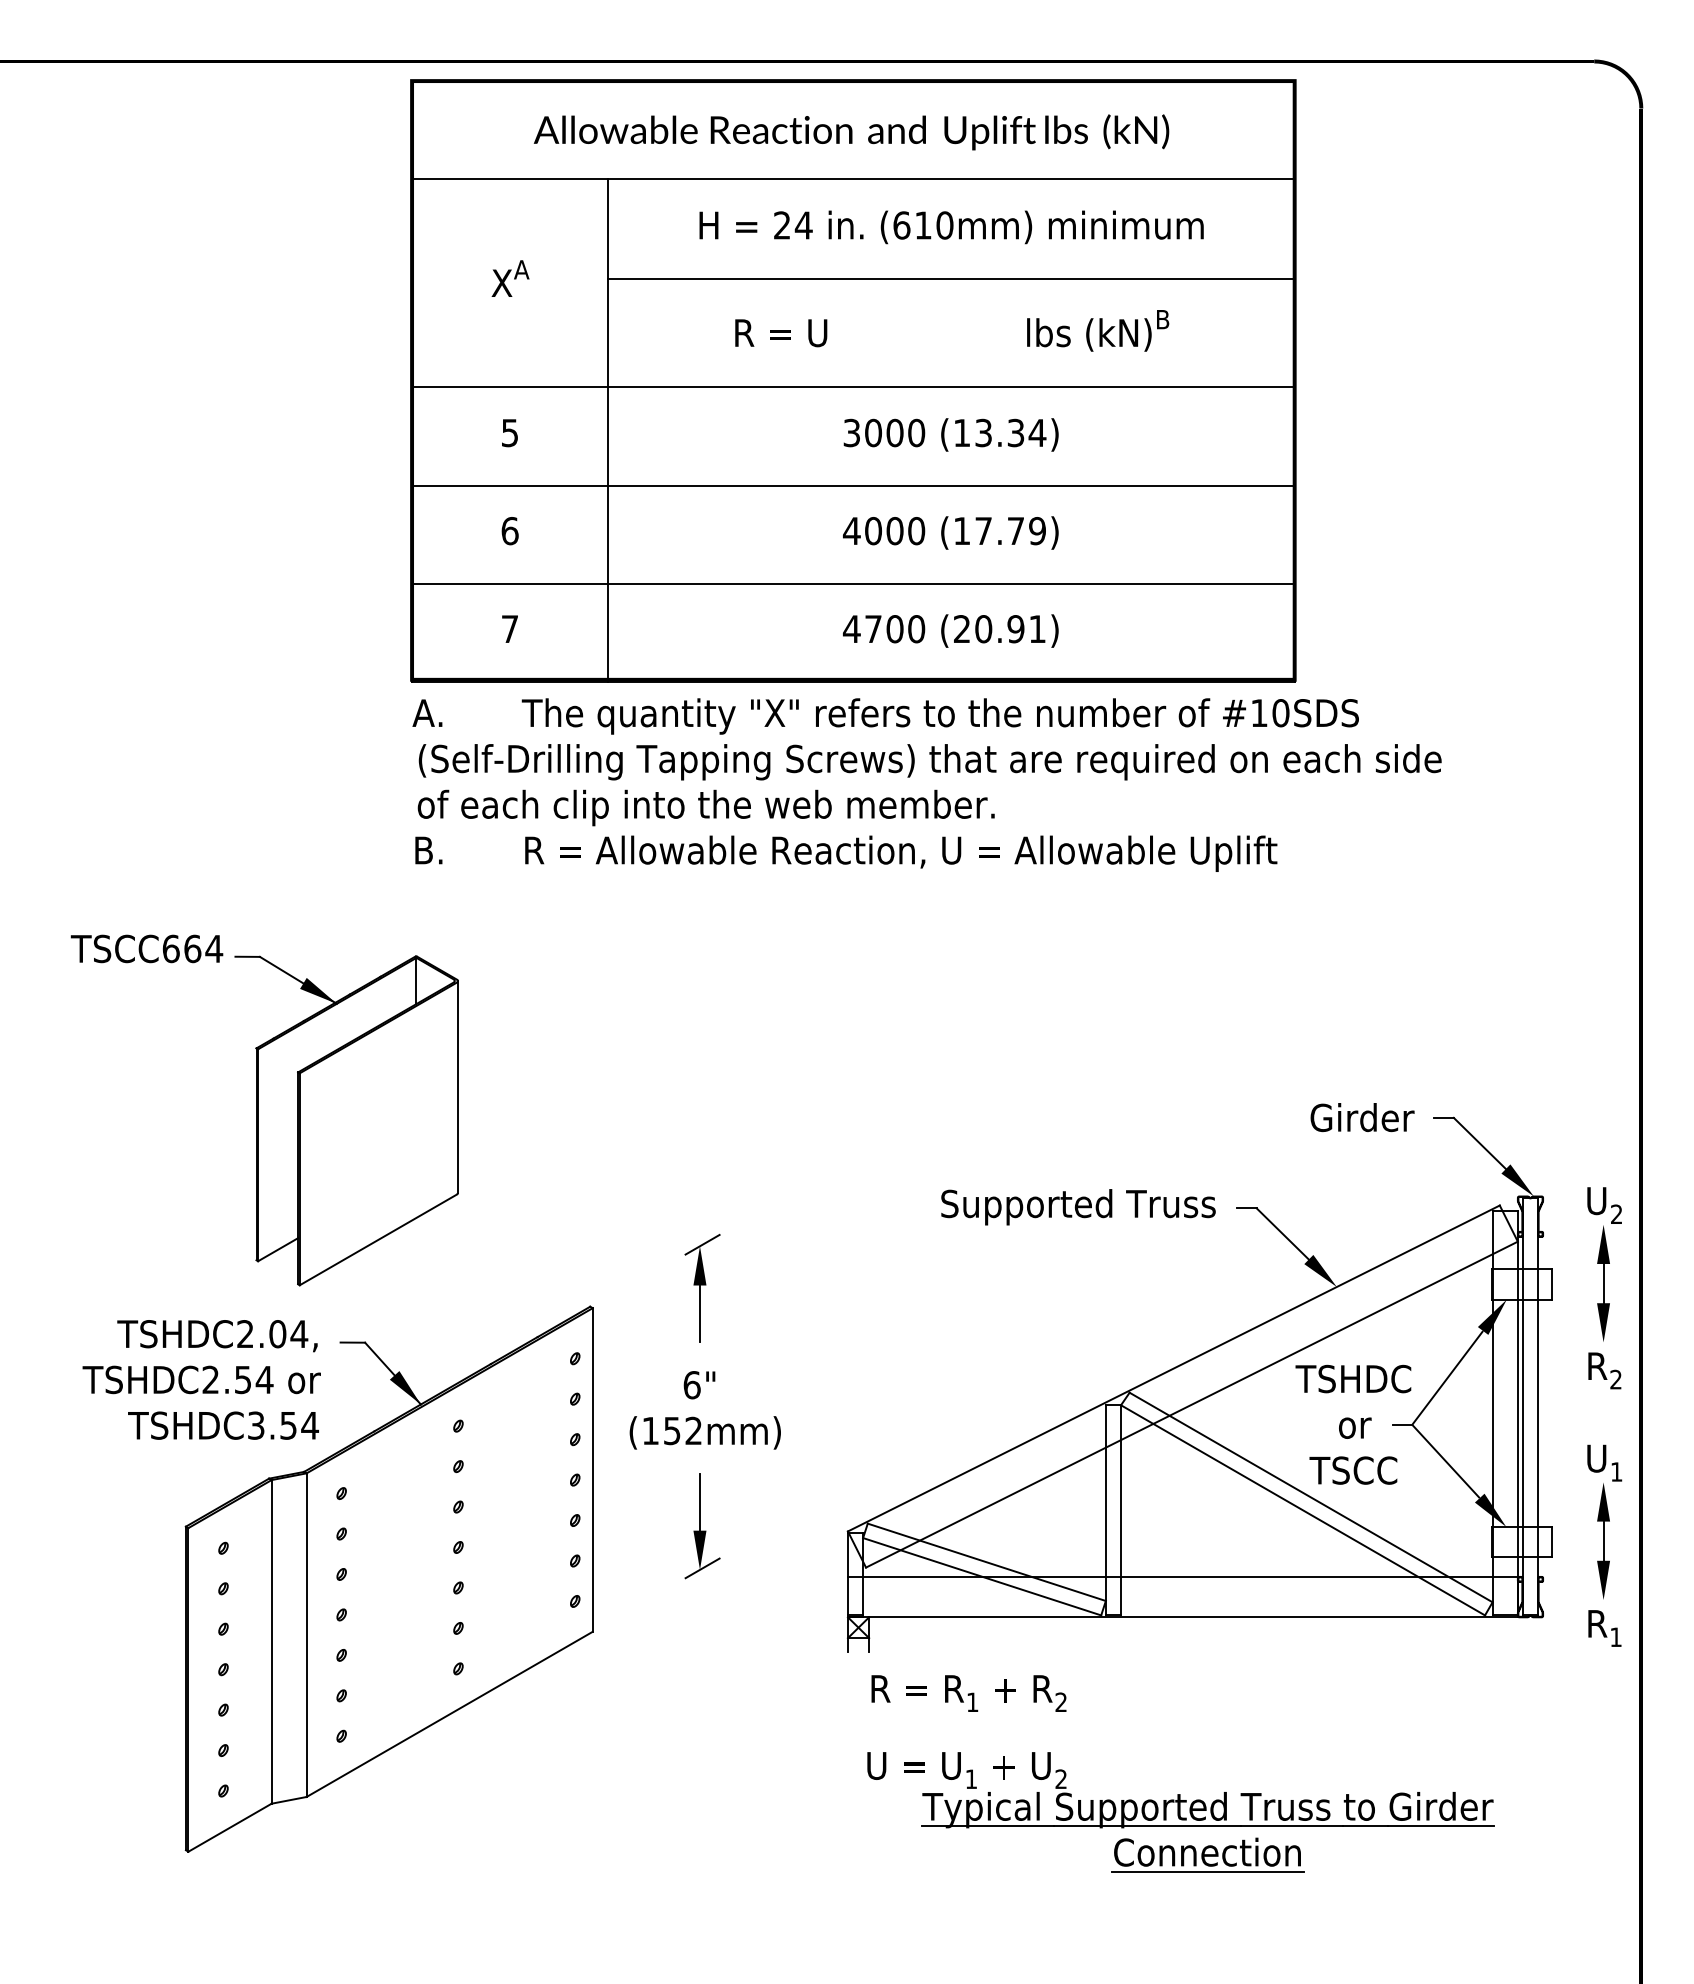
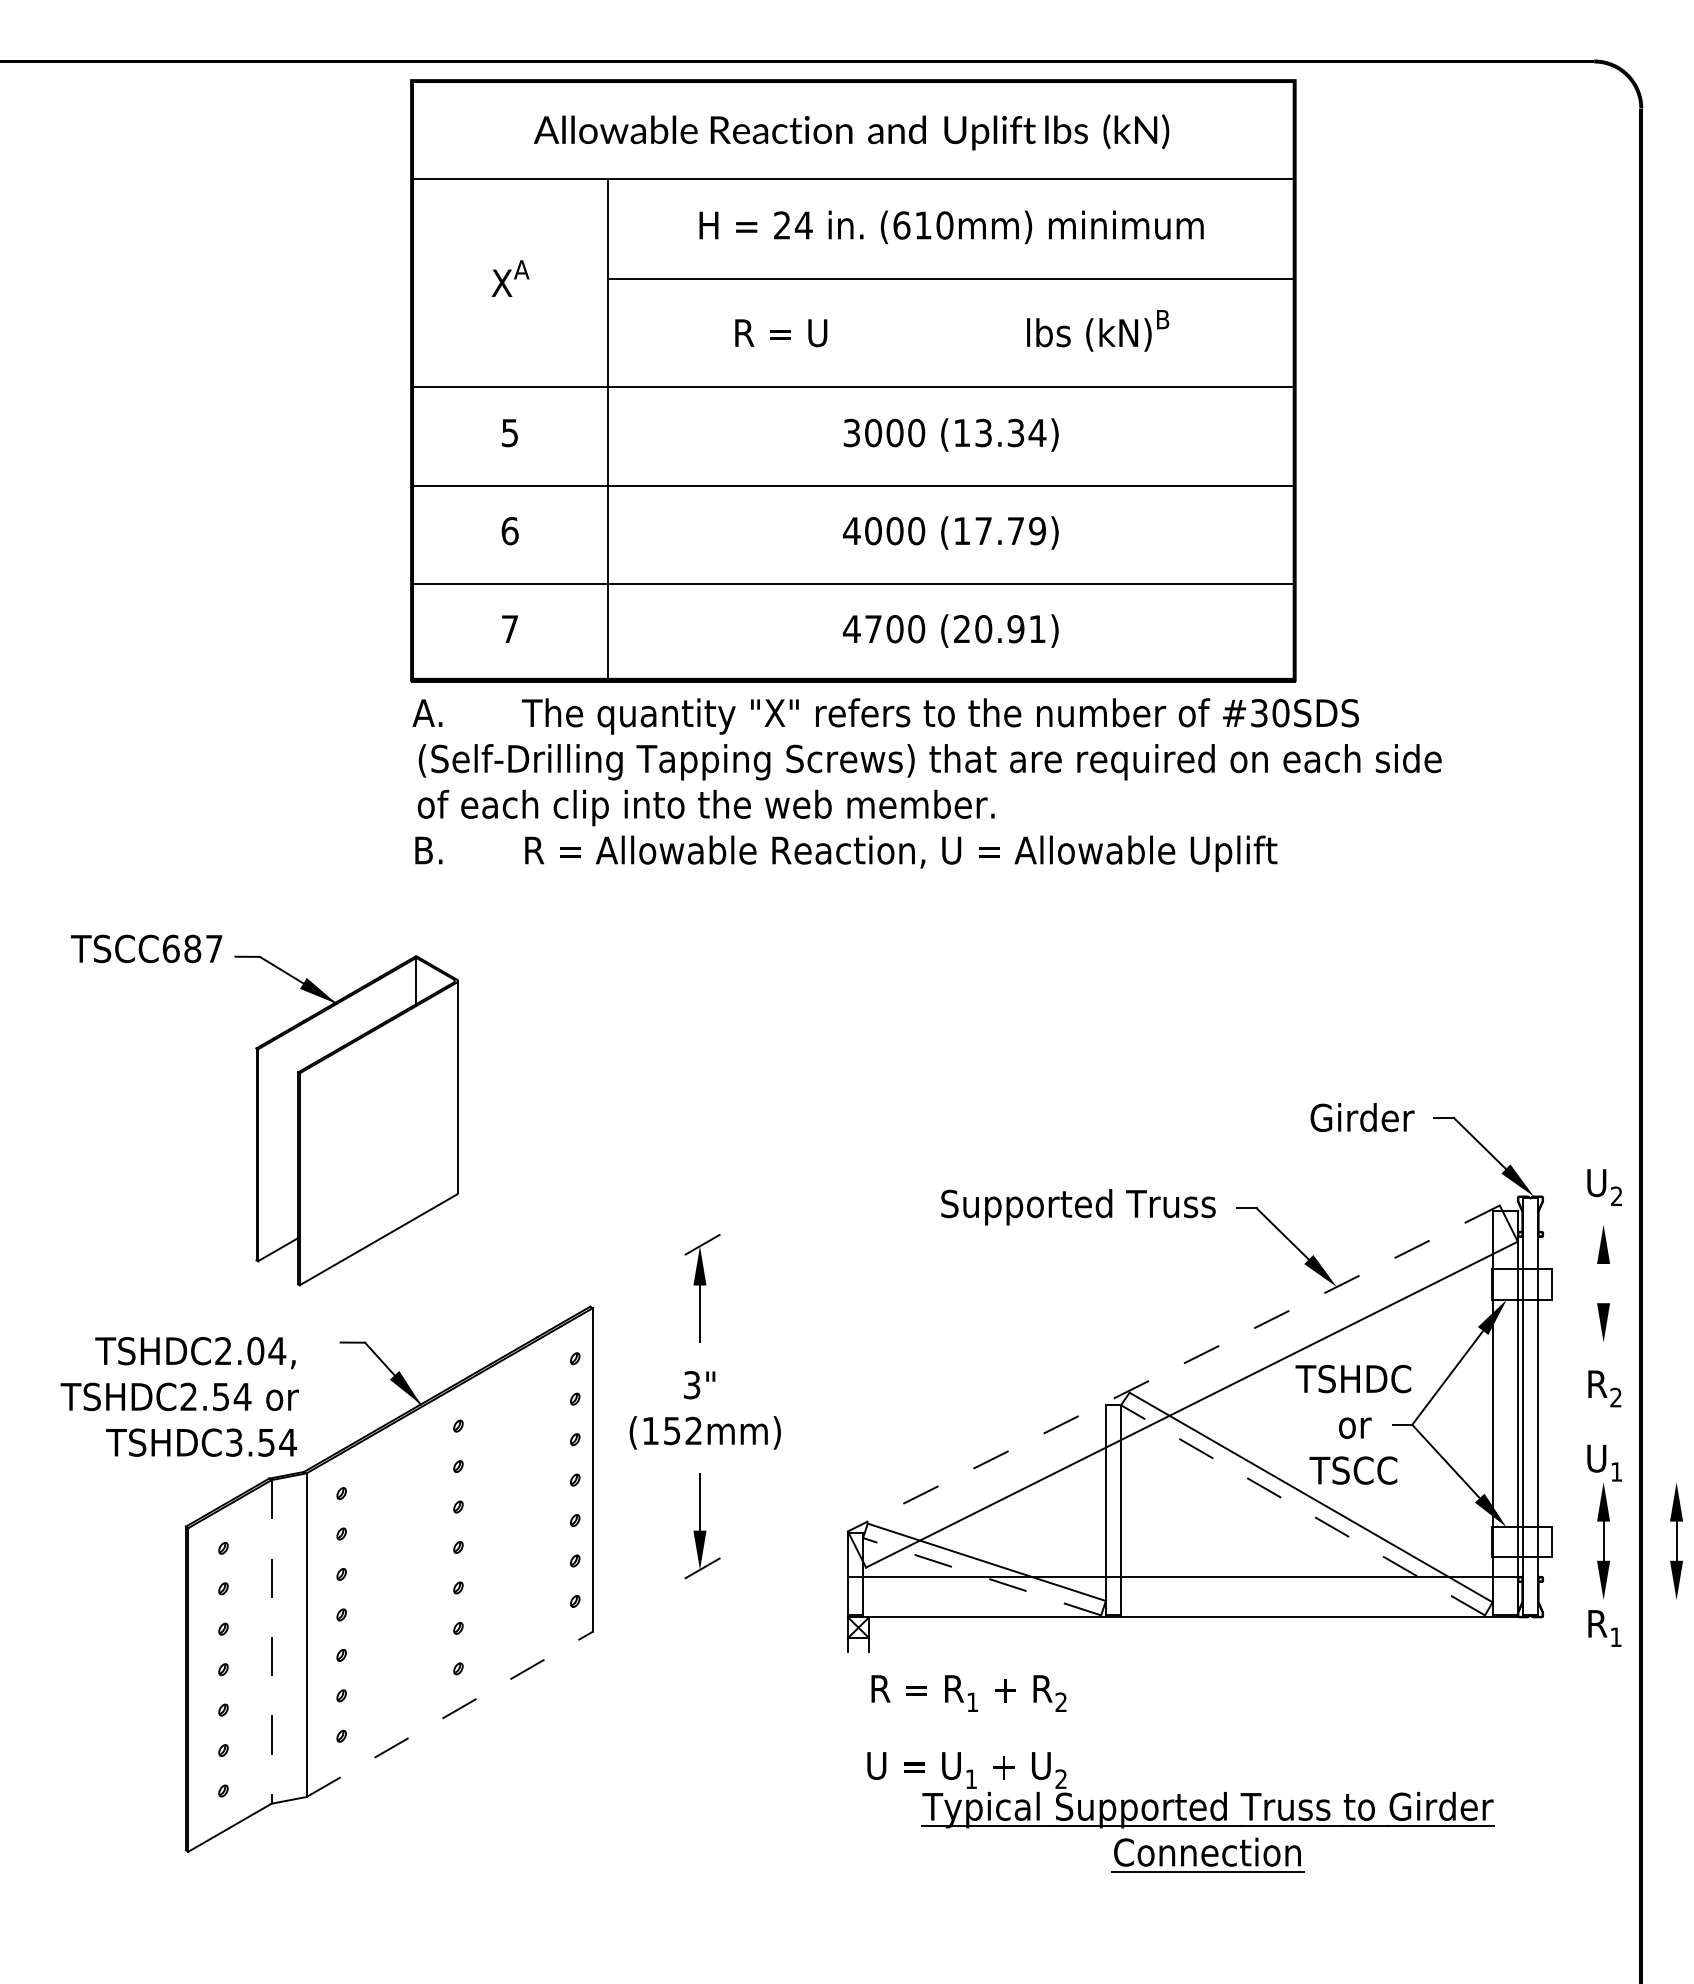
text: #10SDS -> #30SDS (1259, 713)
text: TSCC664 -> TSCC687 (203, 948)
text position: (1604, 1205) -> (1604, 1187) (1604, 1187)
line: present -> none (1603, 1283)
line: solid -> dashed (1173, 1368)
text position: (1604, 1370) -> (1604, 1388) (1604, 1388)
text position: (201, 1379) -> (179, 1396) (179, 1396)
text: 6" -> 3" (691, 1385)
line: solid -> dashed (1302, 1510)
part: none -> present (1676, 1541)
line: solid -> dashed (981, 1576)
line: solid -> dashed (271, 1641)
line: solid -> dashed (450, 1714)
